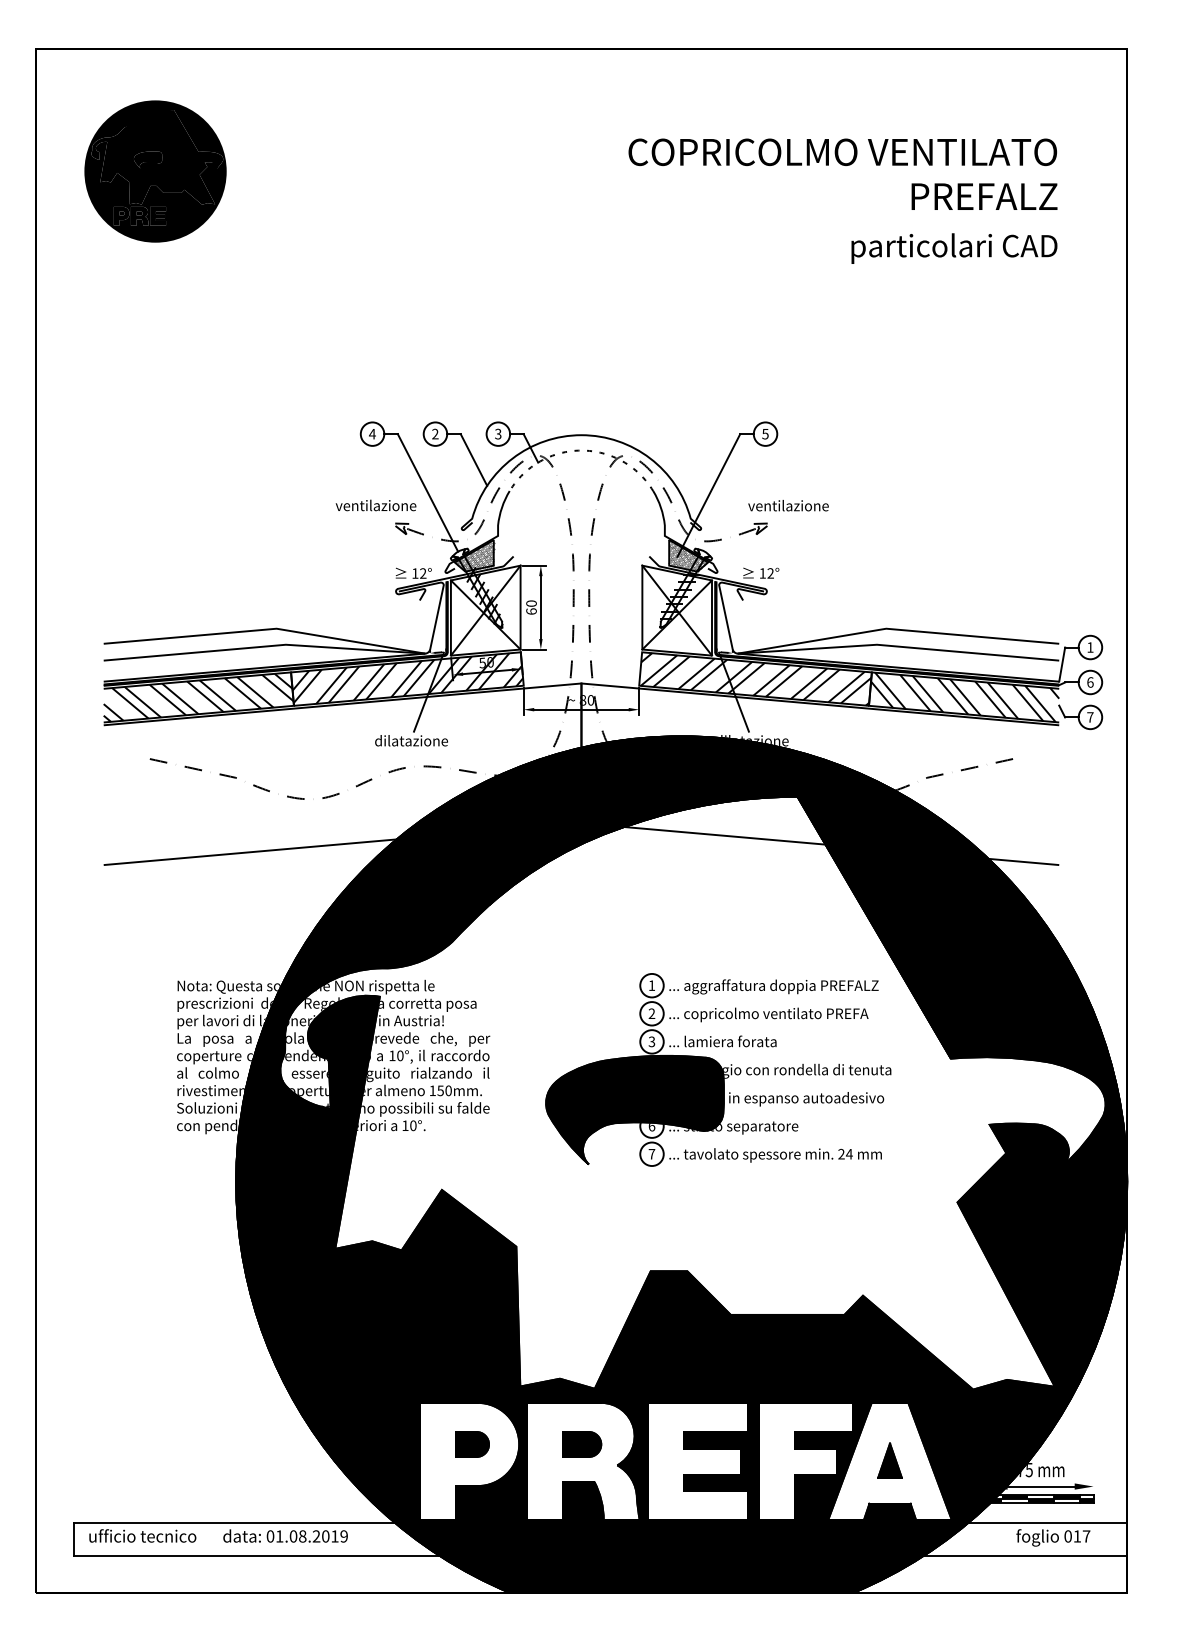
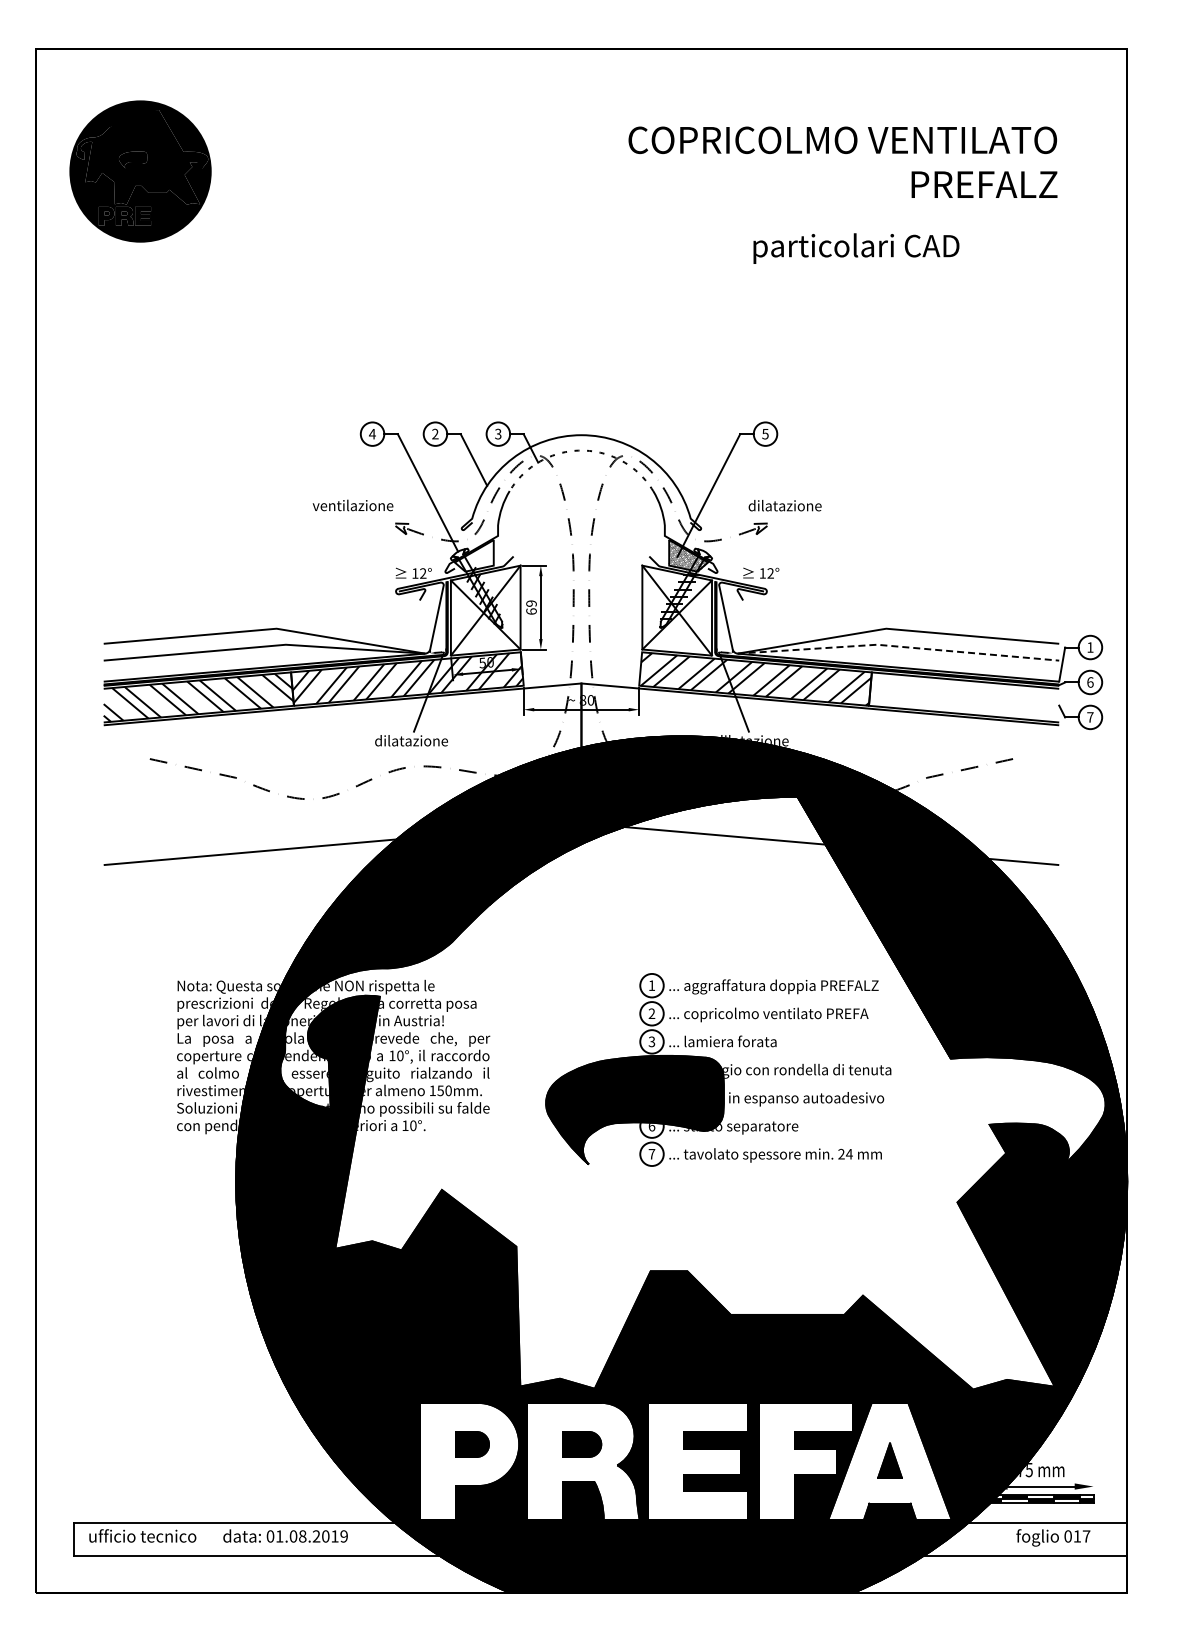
part position: (155, 171) -> (140, 171) (140, 171)
text position: (842, 173) -> (842, 161) (842, 161)
text position: (954, 248) -> (856, 248) (856, 248)
text position: (375, 505) -> (352, 505) (352, 505)
text: ventilazione -> dilatazione (788, 505)
hatch: present -> none (474, 556)
text: 60 -> 69 (531, 603)
line: solid -> dashed (897, 646)
hatch: present -> none (965, 697)
